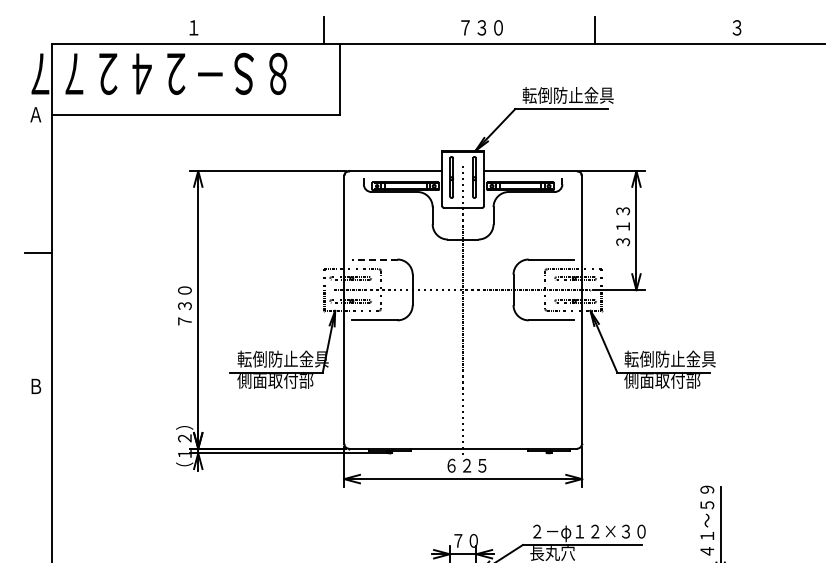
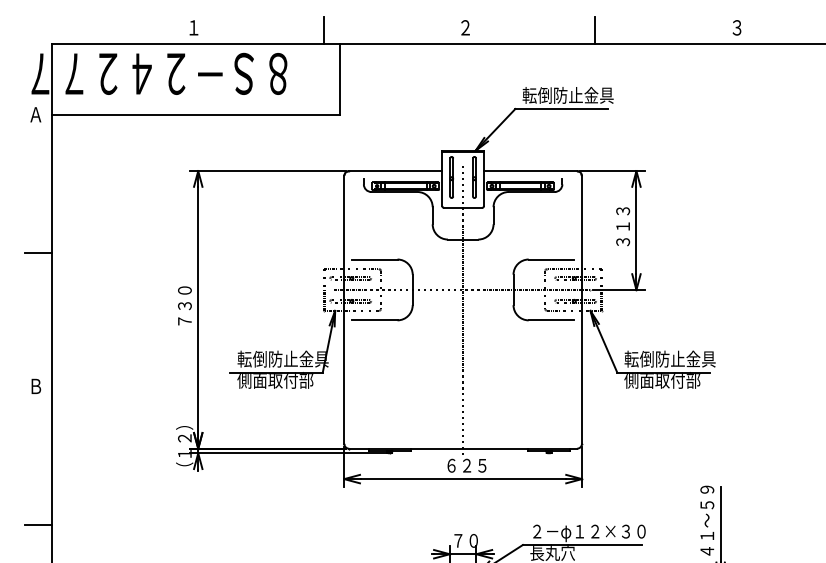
text: ７３０ -> ２ (481, 27)
line: dashed -> solid (374, 259)
line: none -> present (37, 525)
